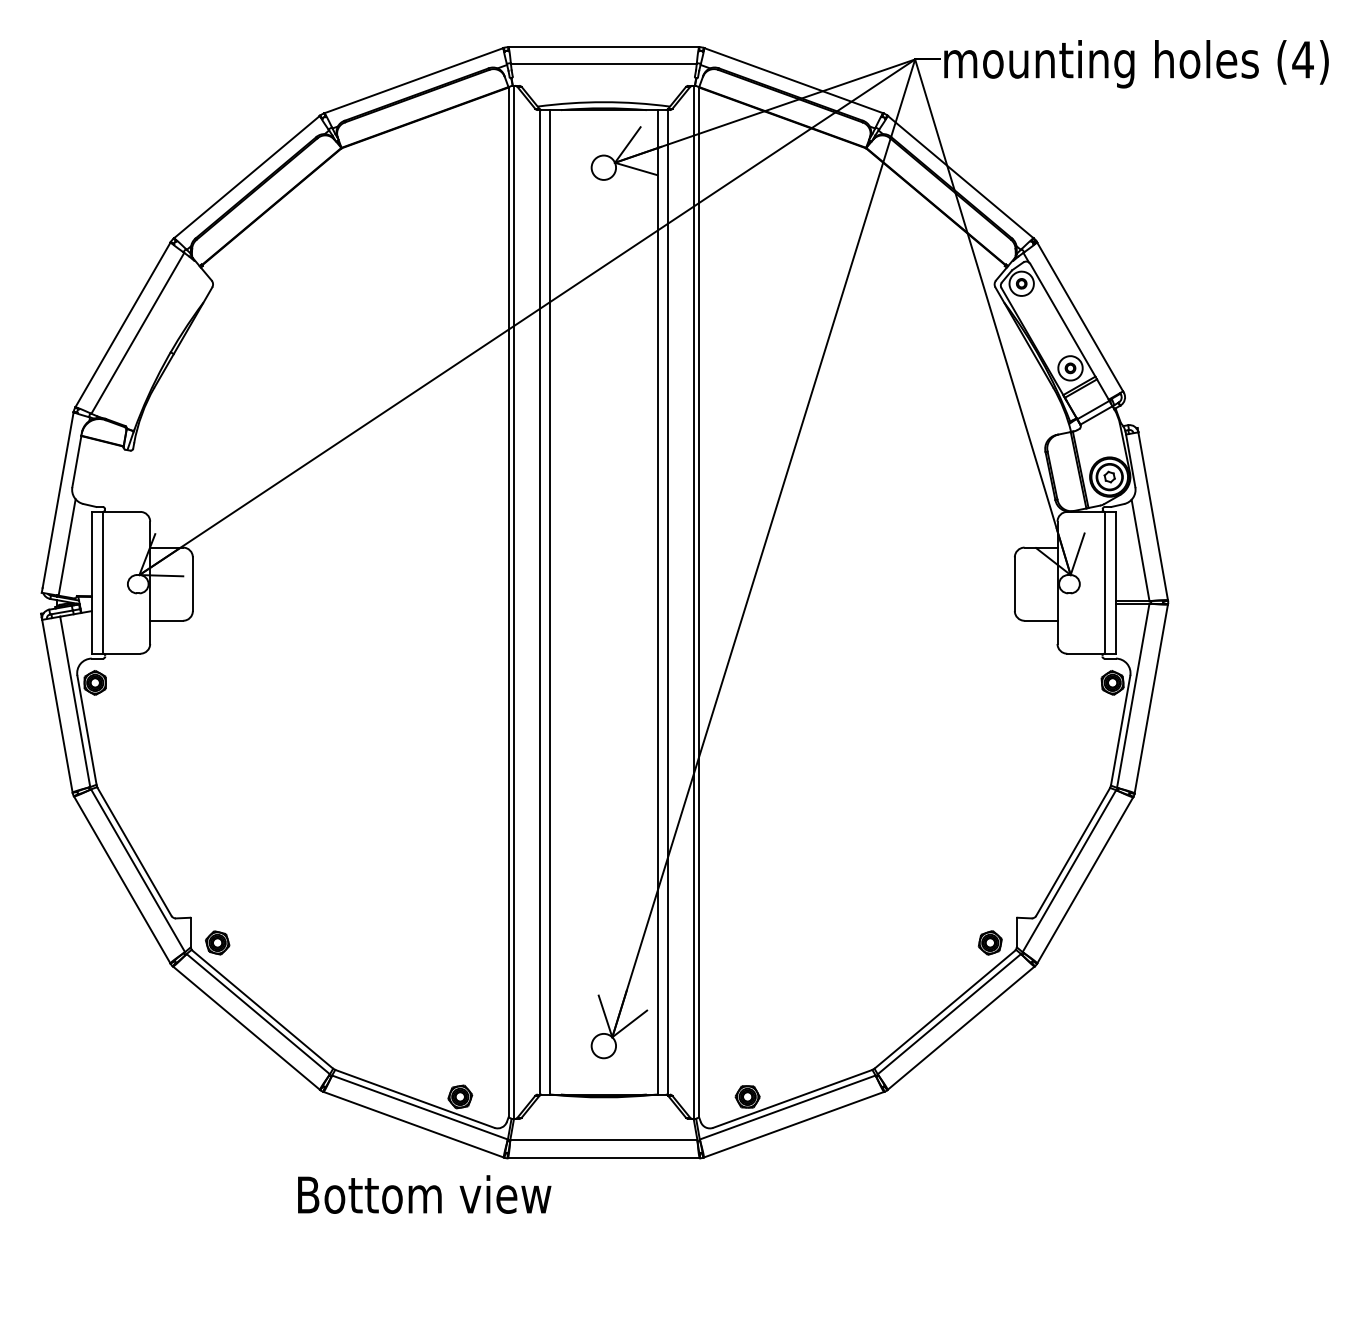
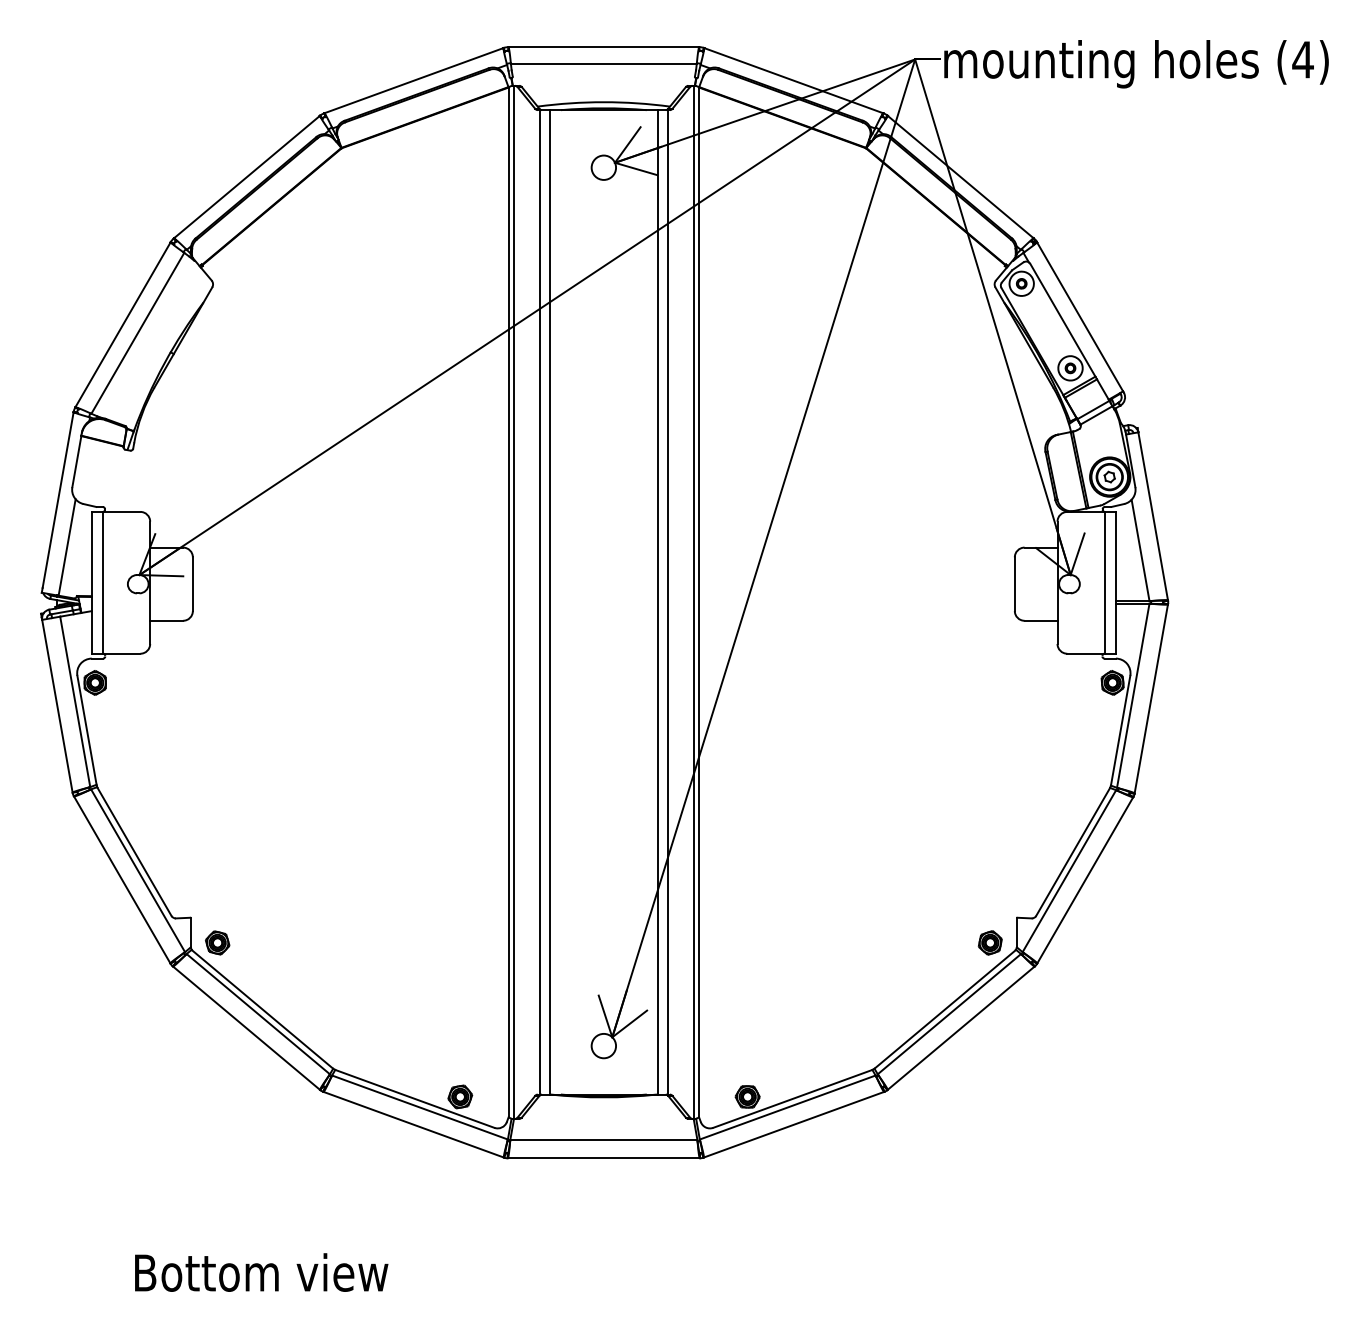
text position: (424, 1194) -> (261, 1272) (261, 1272)
